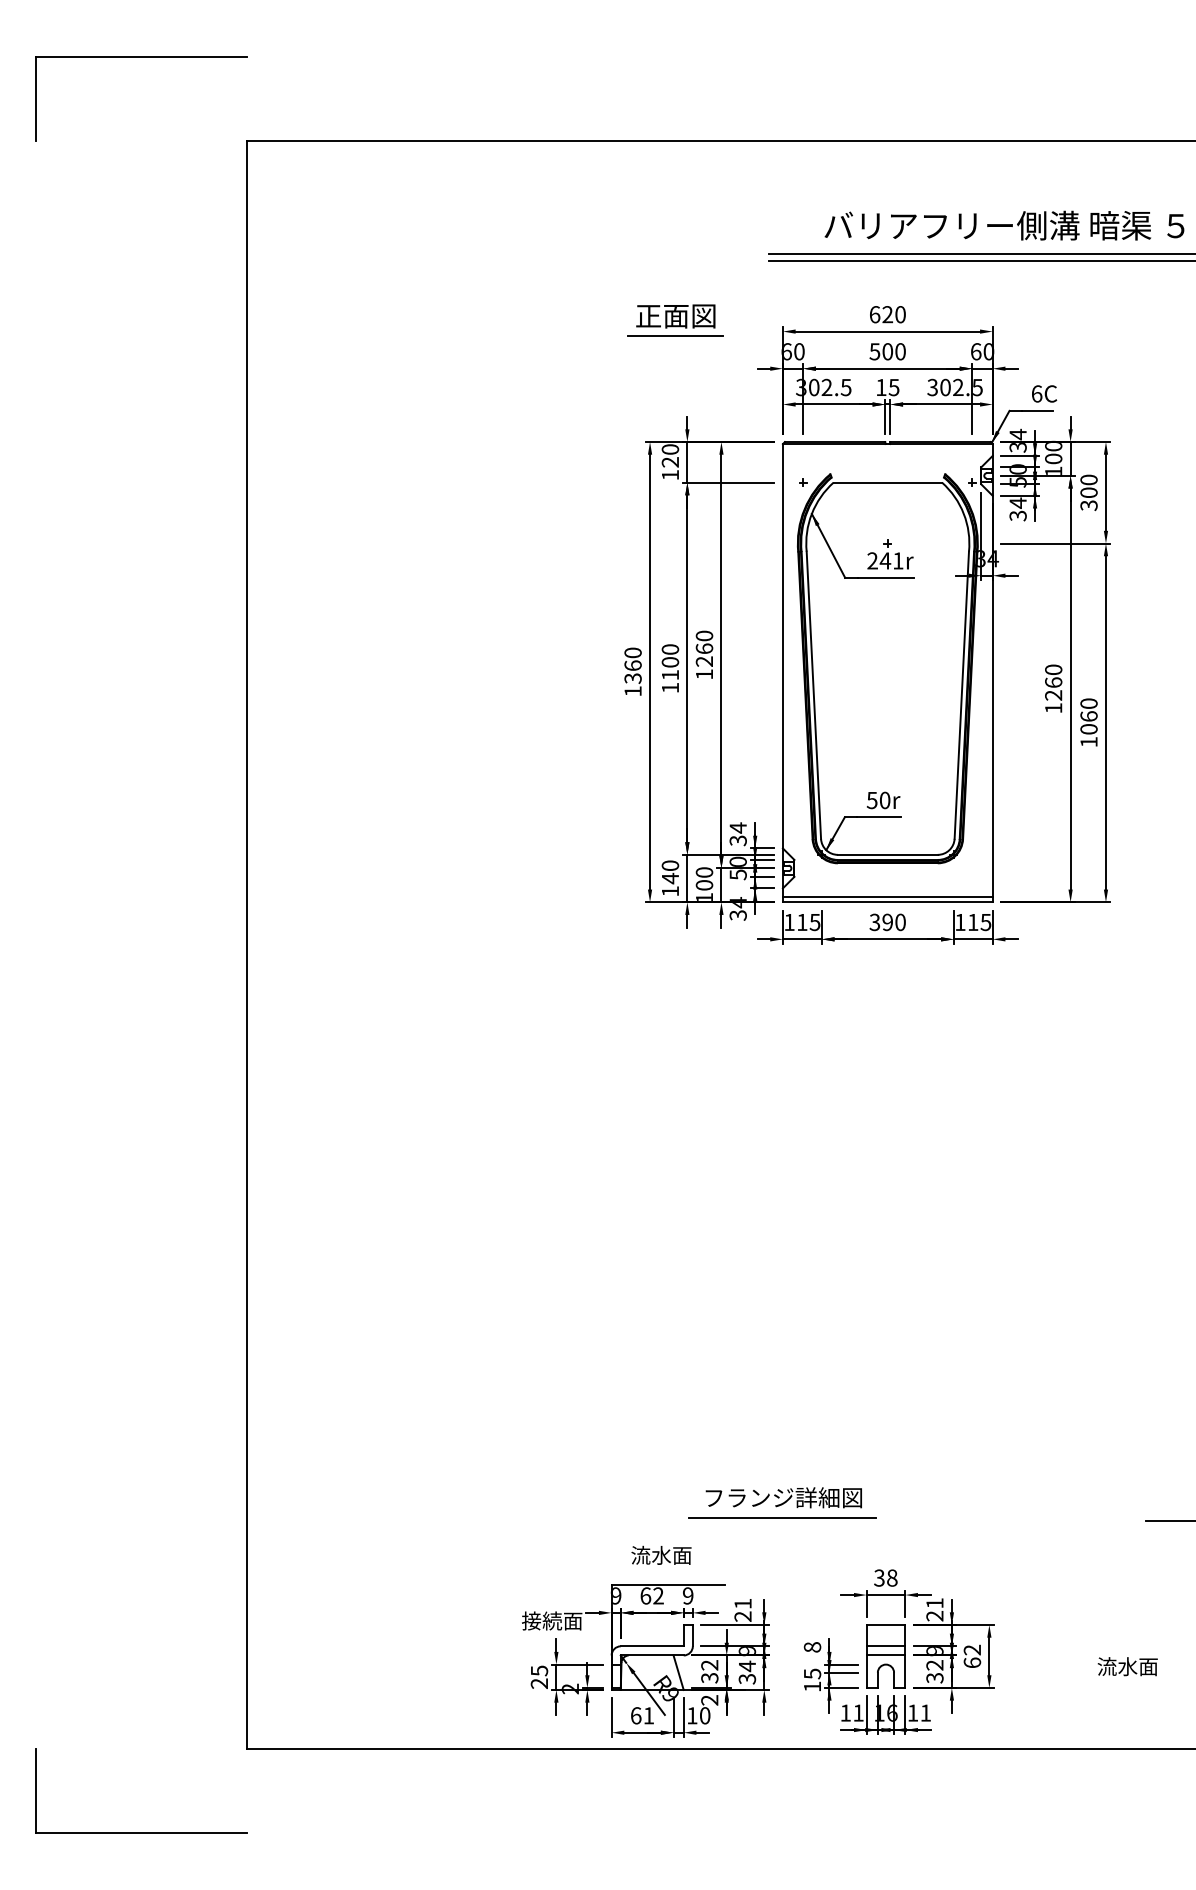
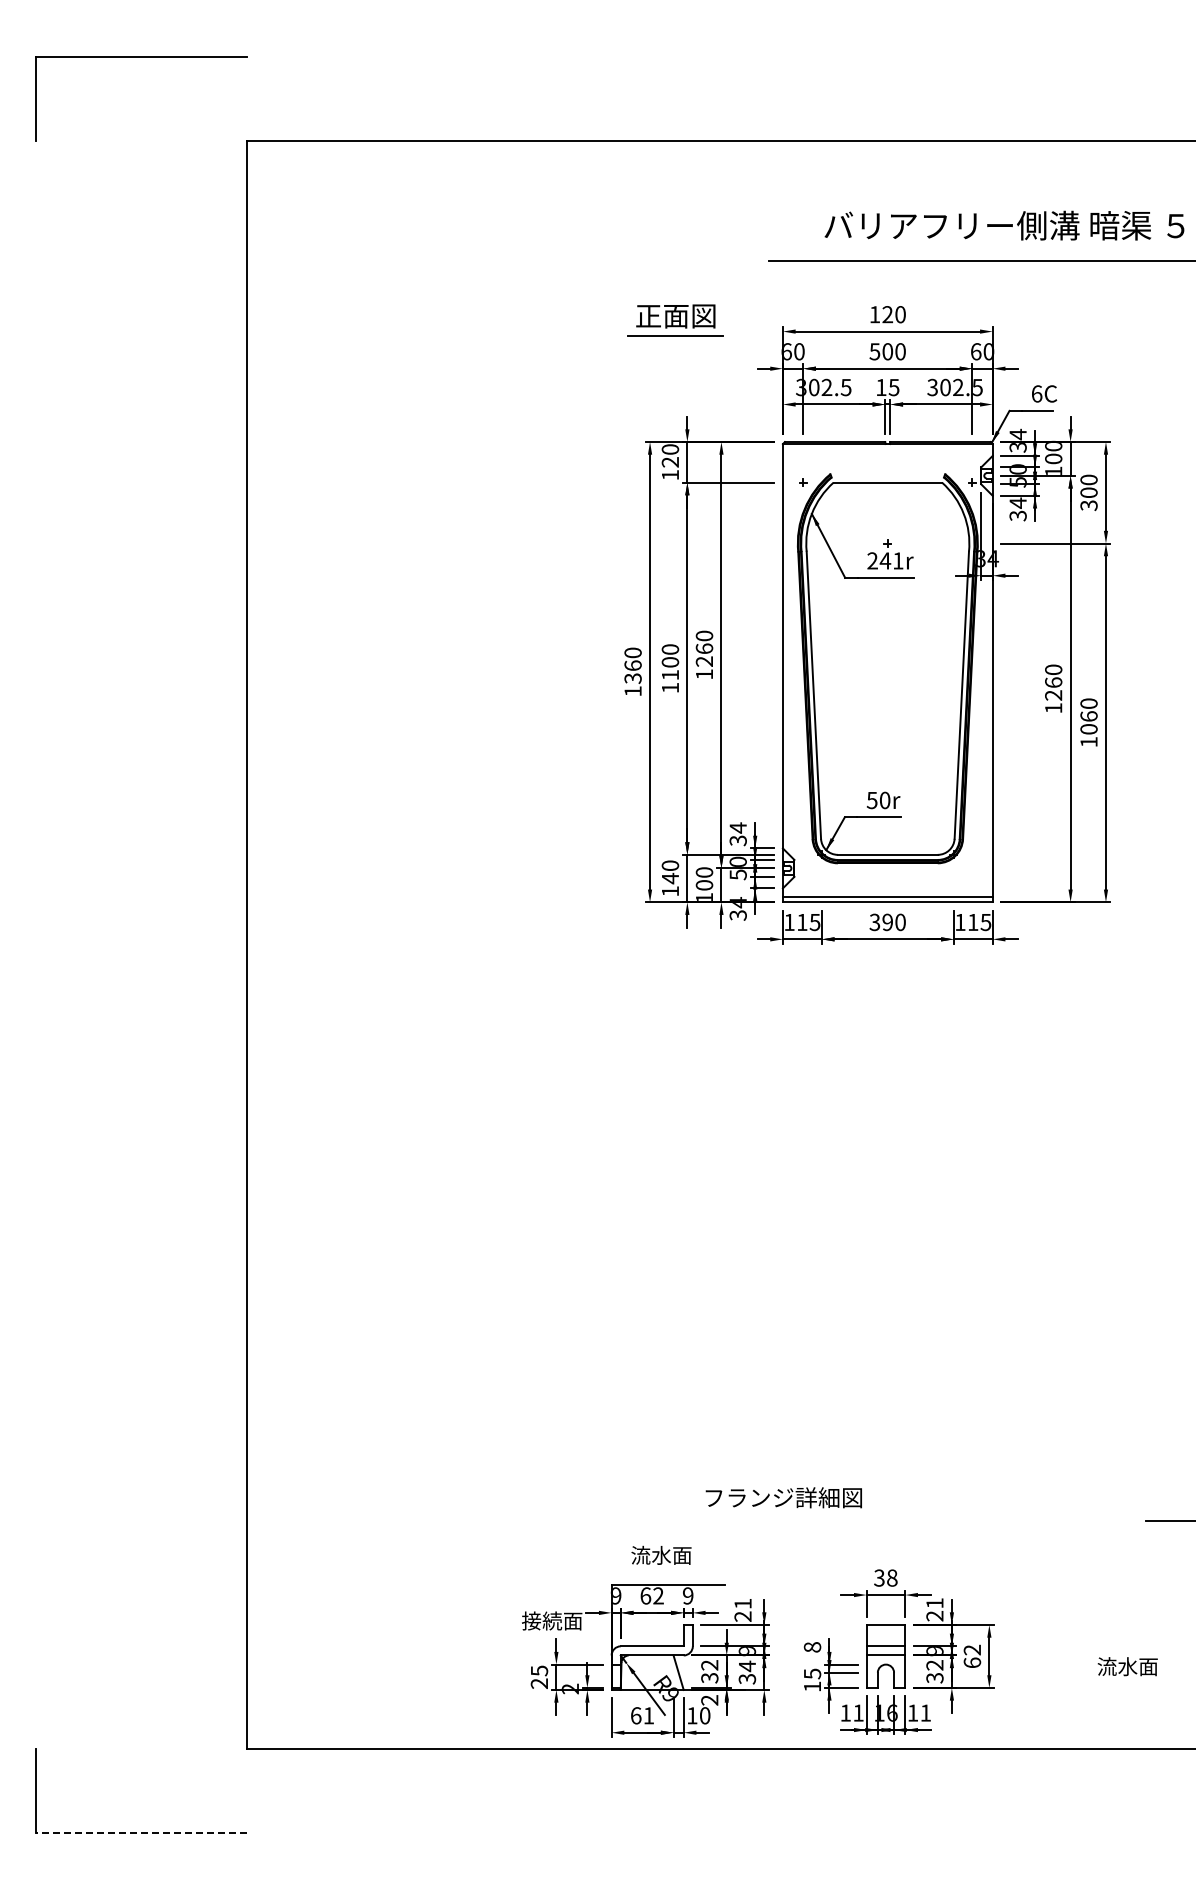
line: present -> none (980, 253)
text: 620 -> 120 (875, 314)
line: present -> none (782, 1517)
line: solid -> dashed (141, 1833)
